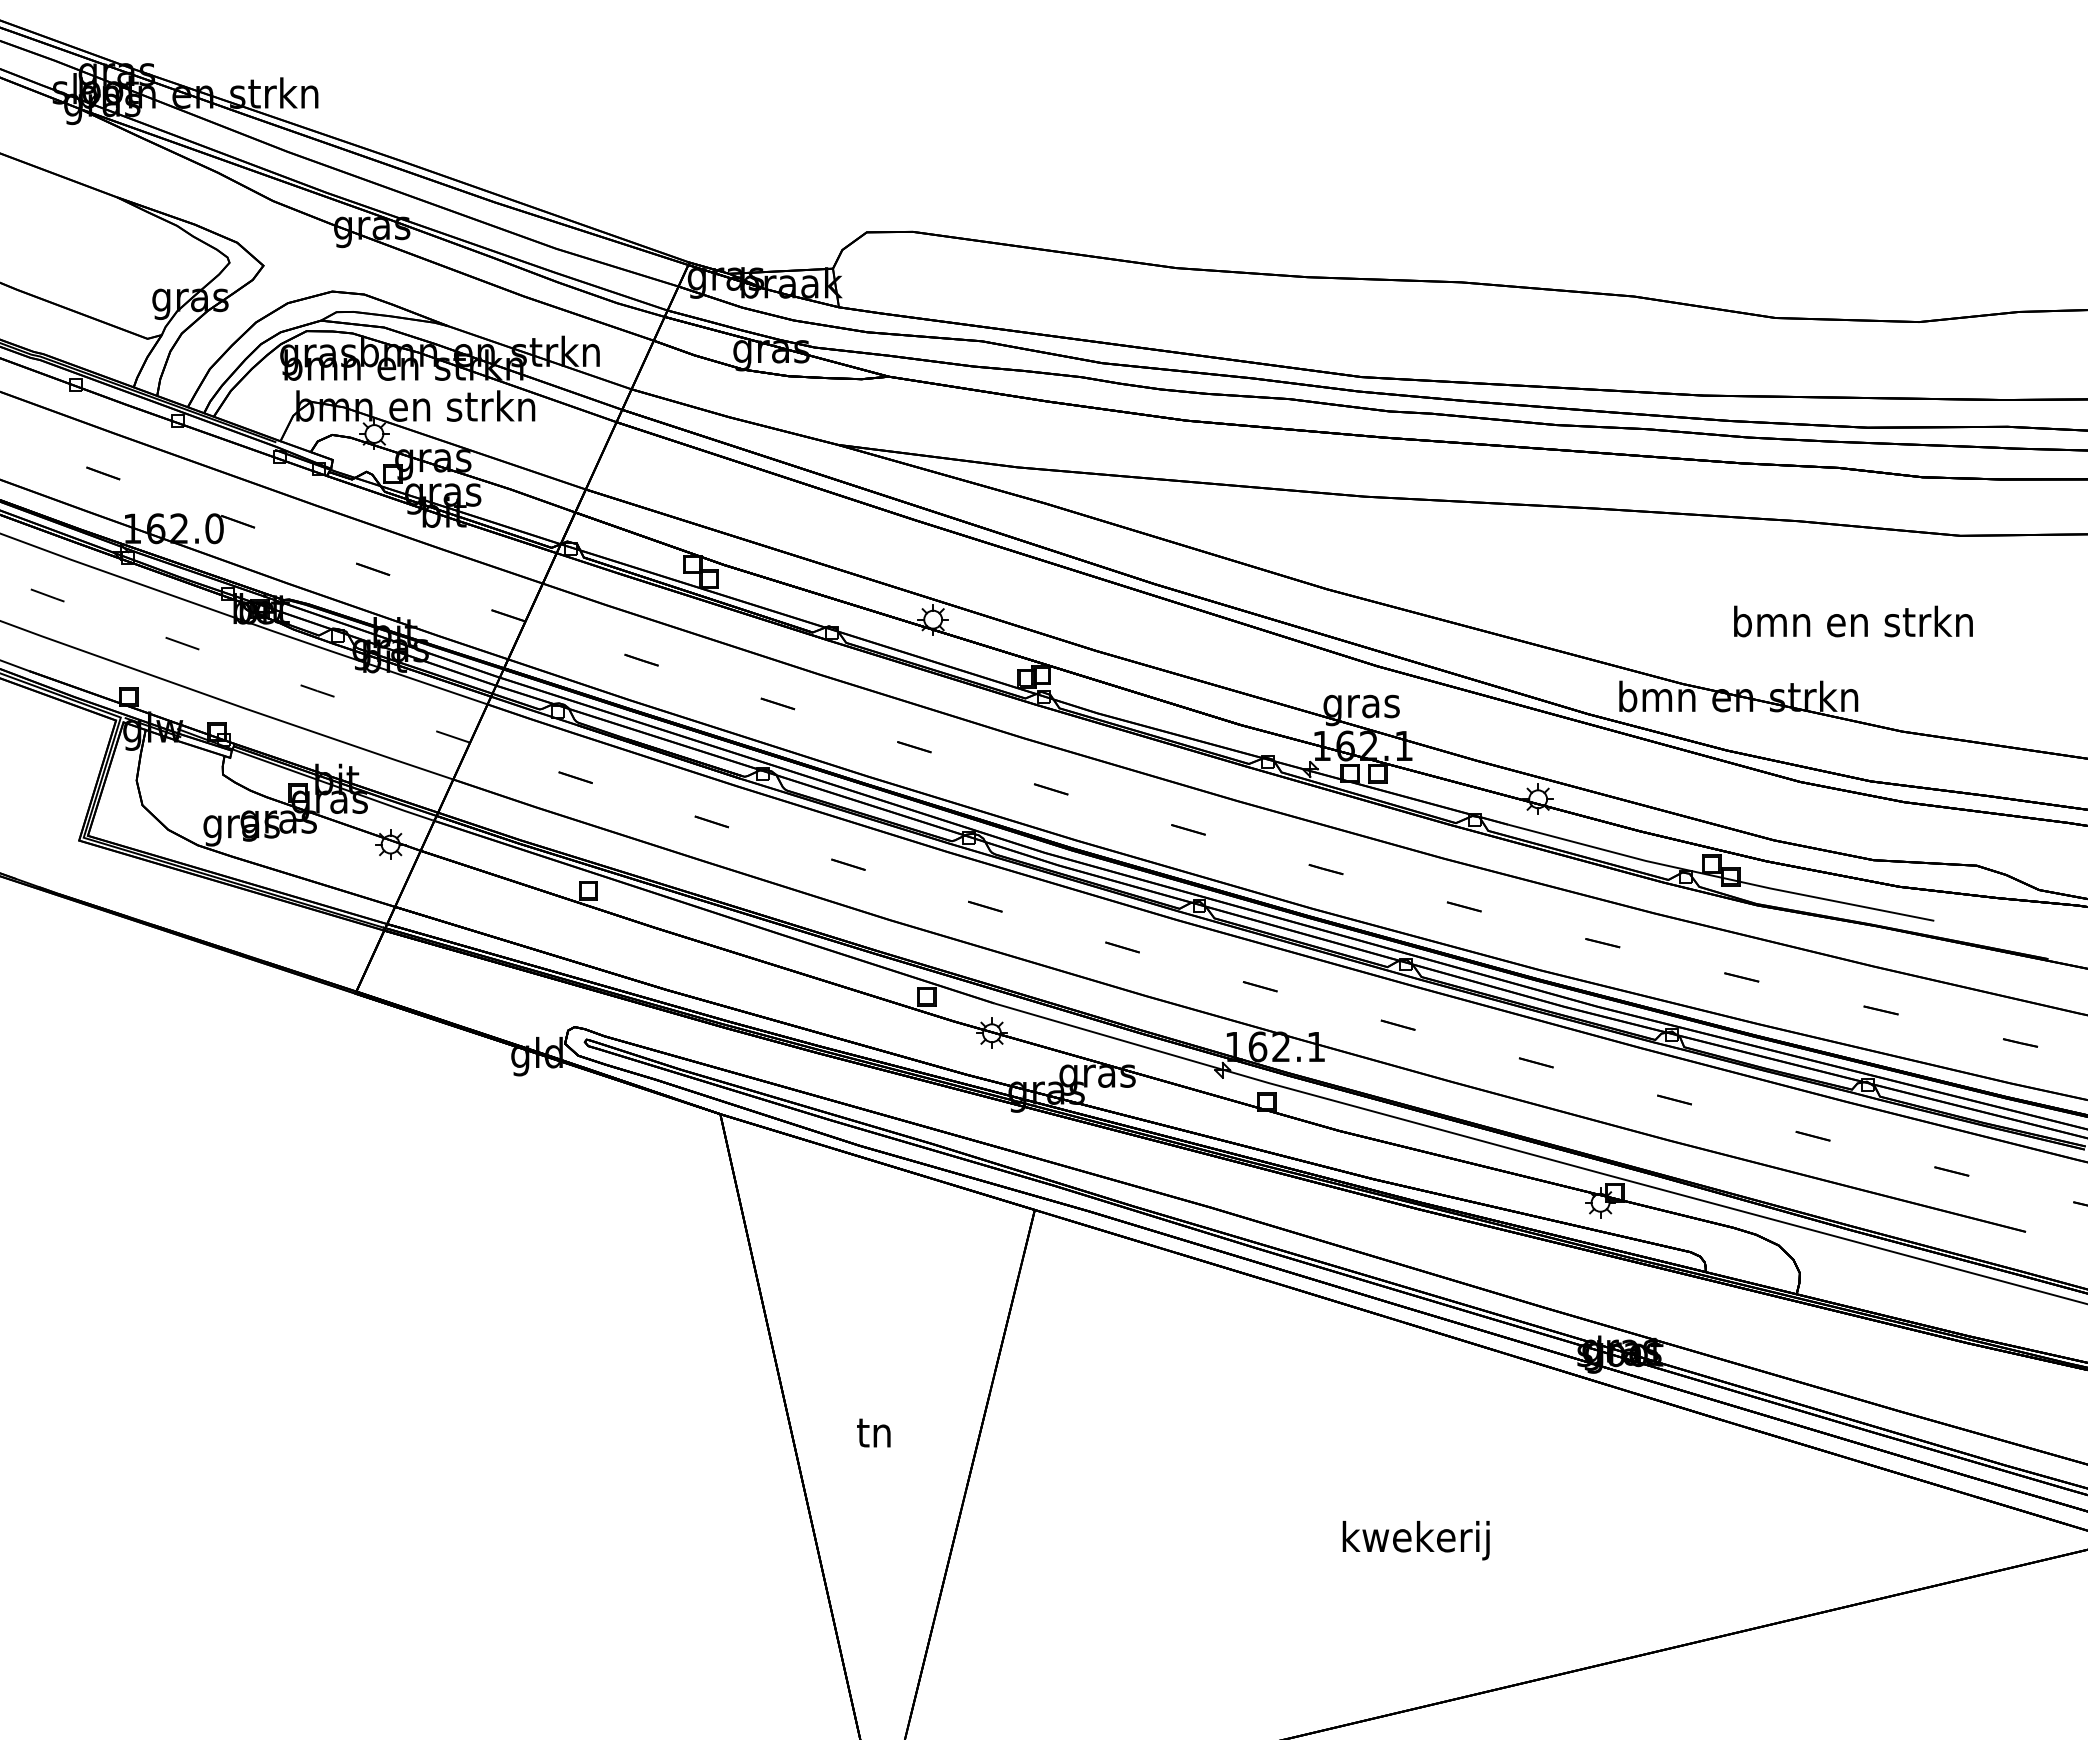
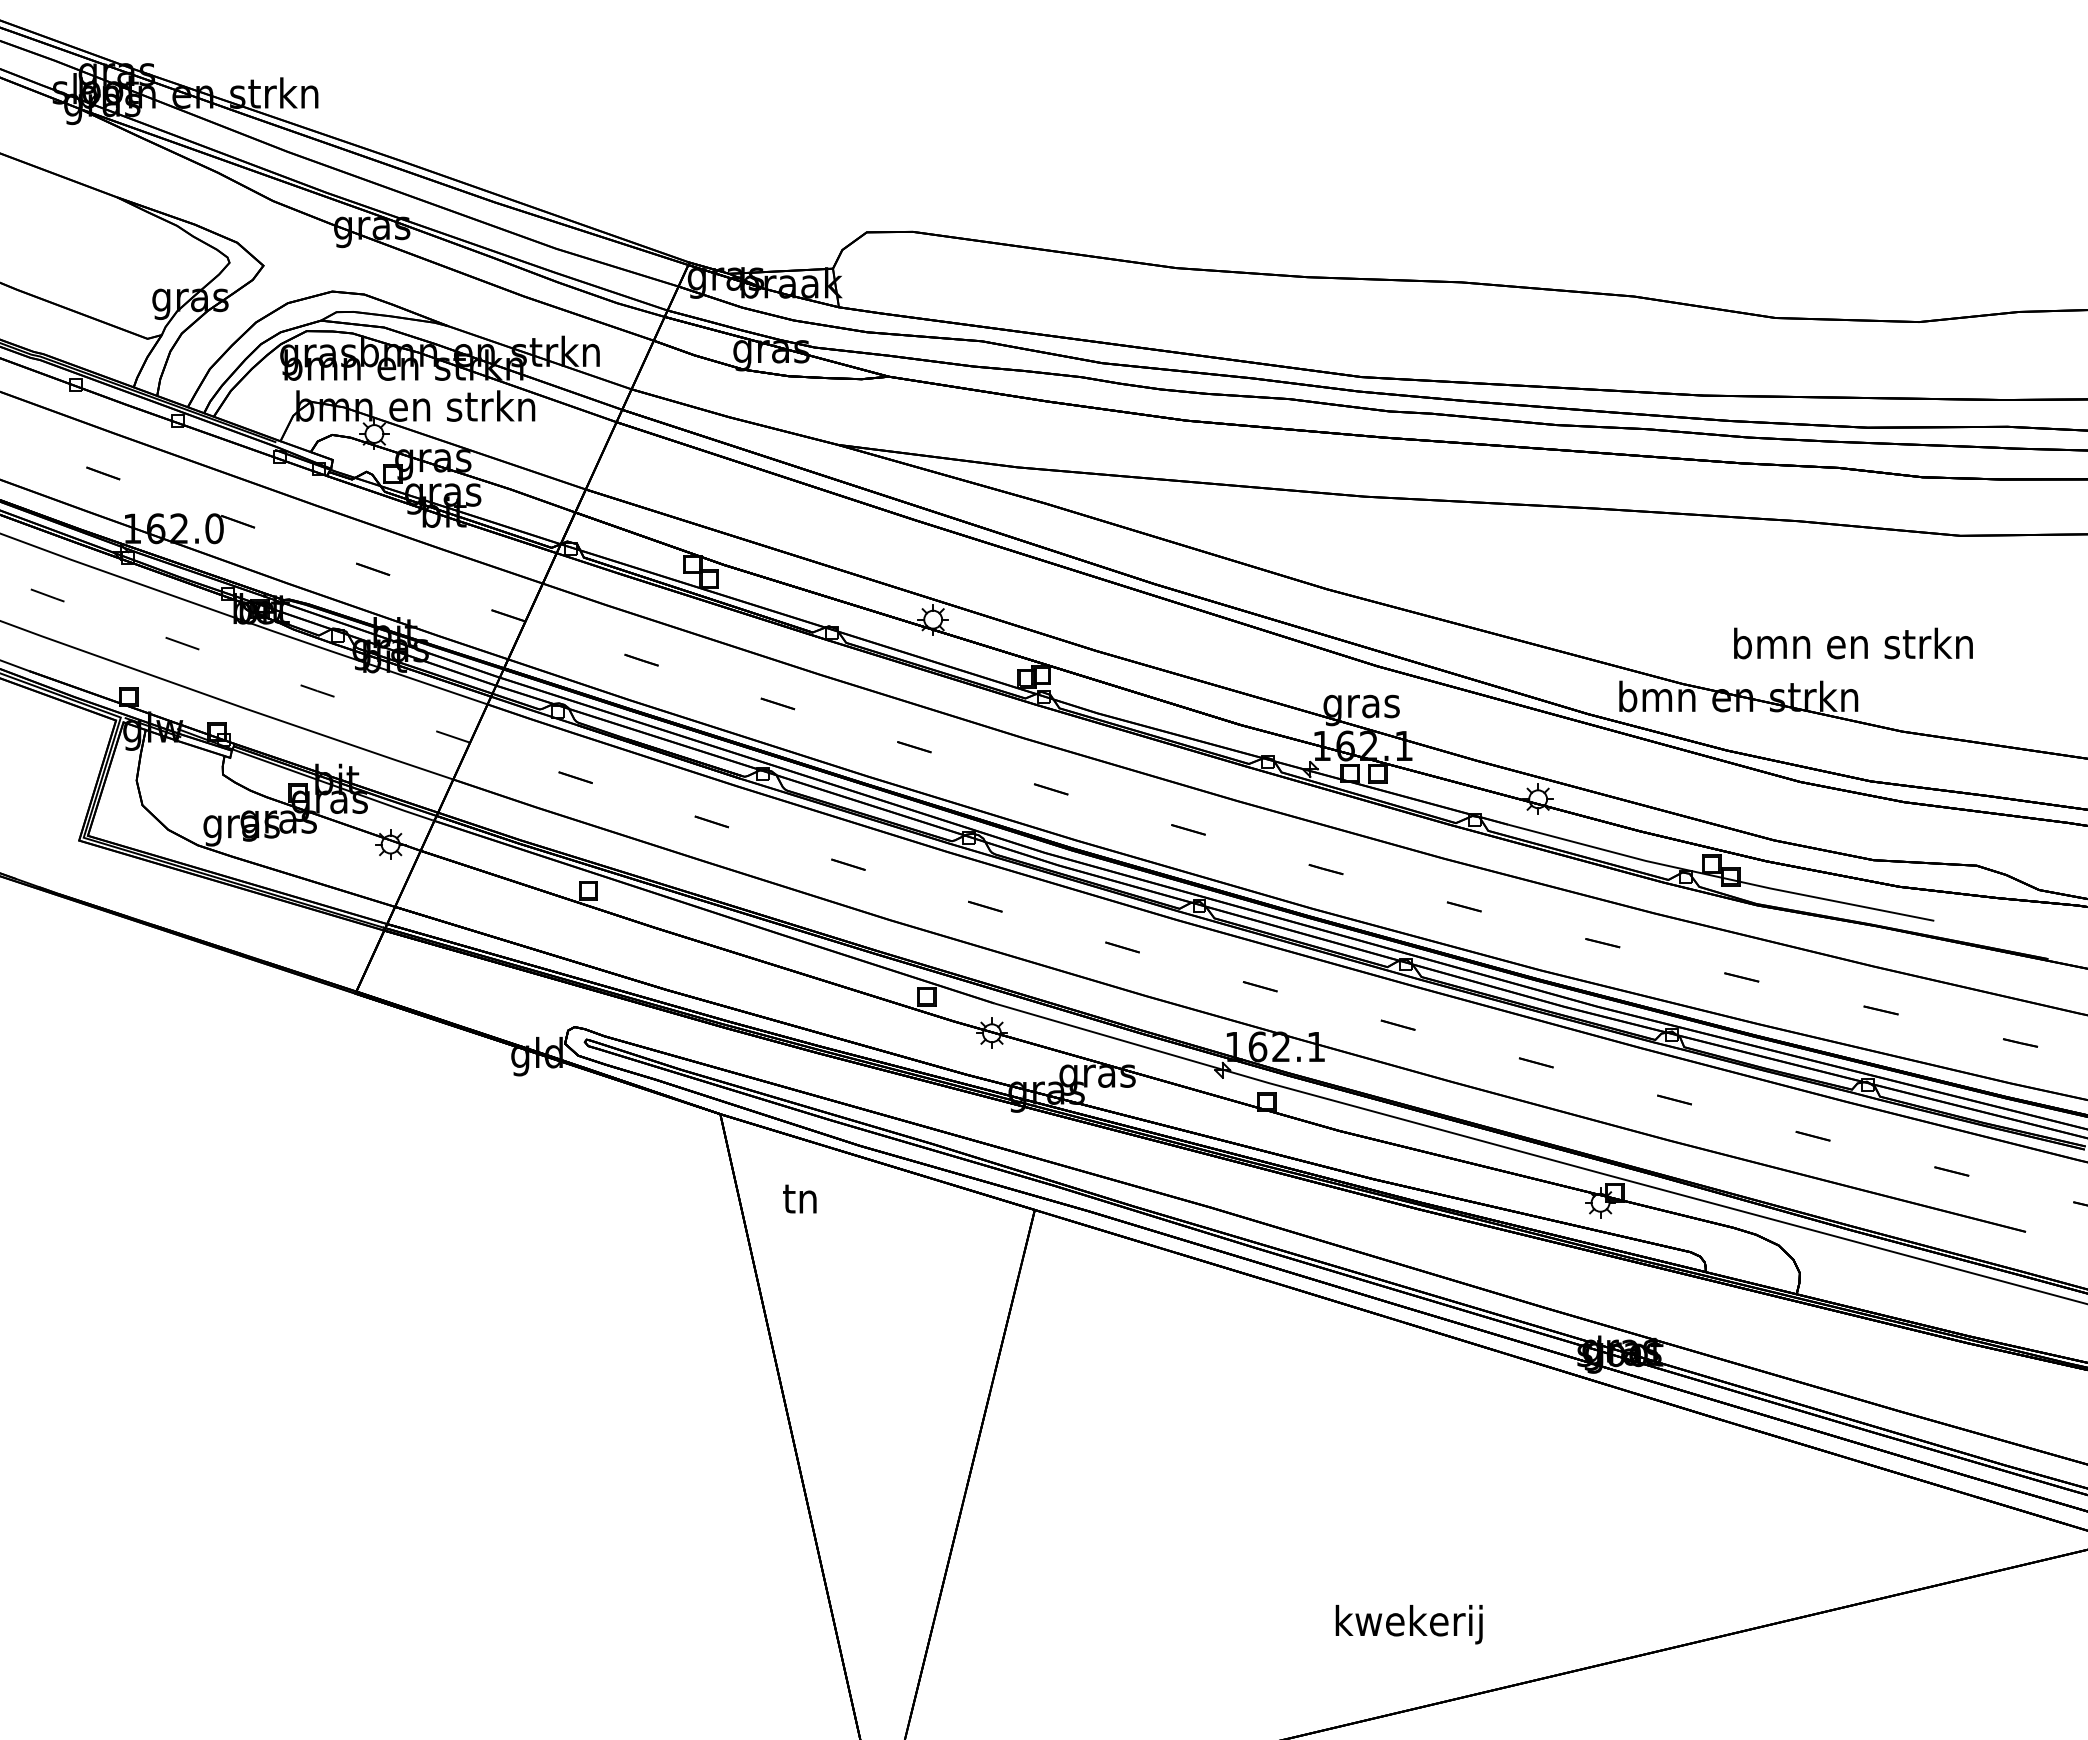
text position: (1853, 621) -> (1853, 643) (1853, 643)
text position: (873, 1432) -> (799, 1198) (799, 1198)
text position: (1415, 1540) -> (1408, 1624) (1408, 1624)
